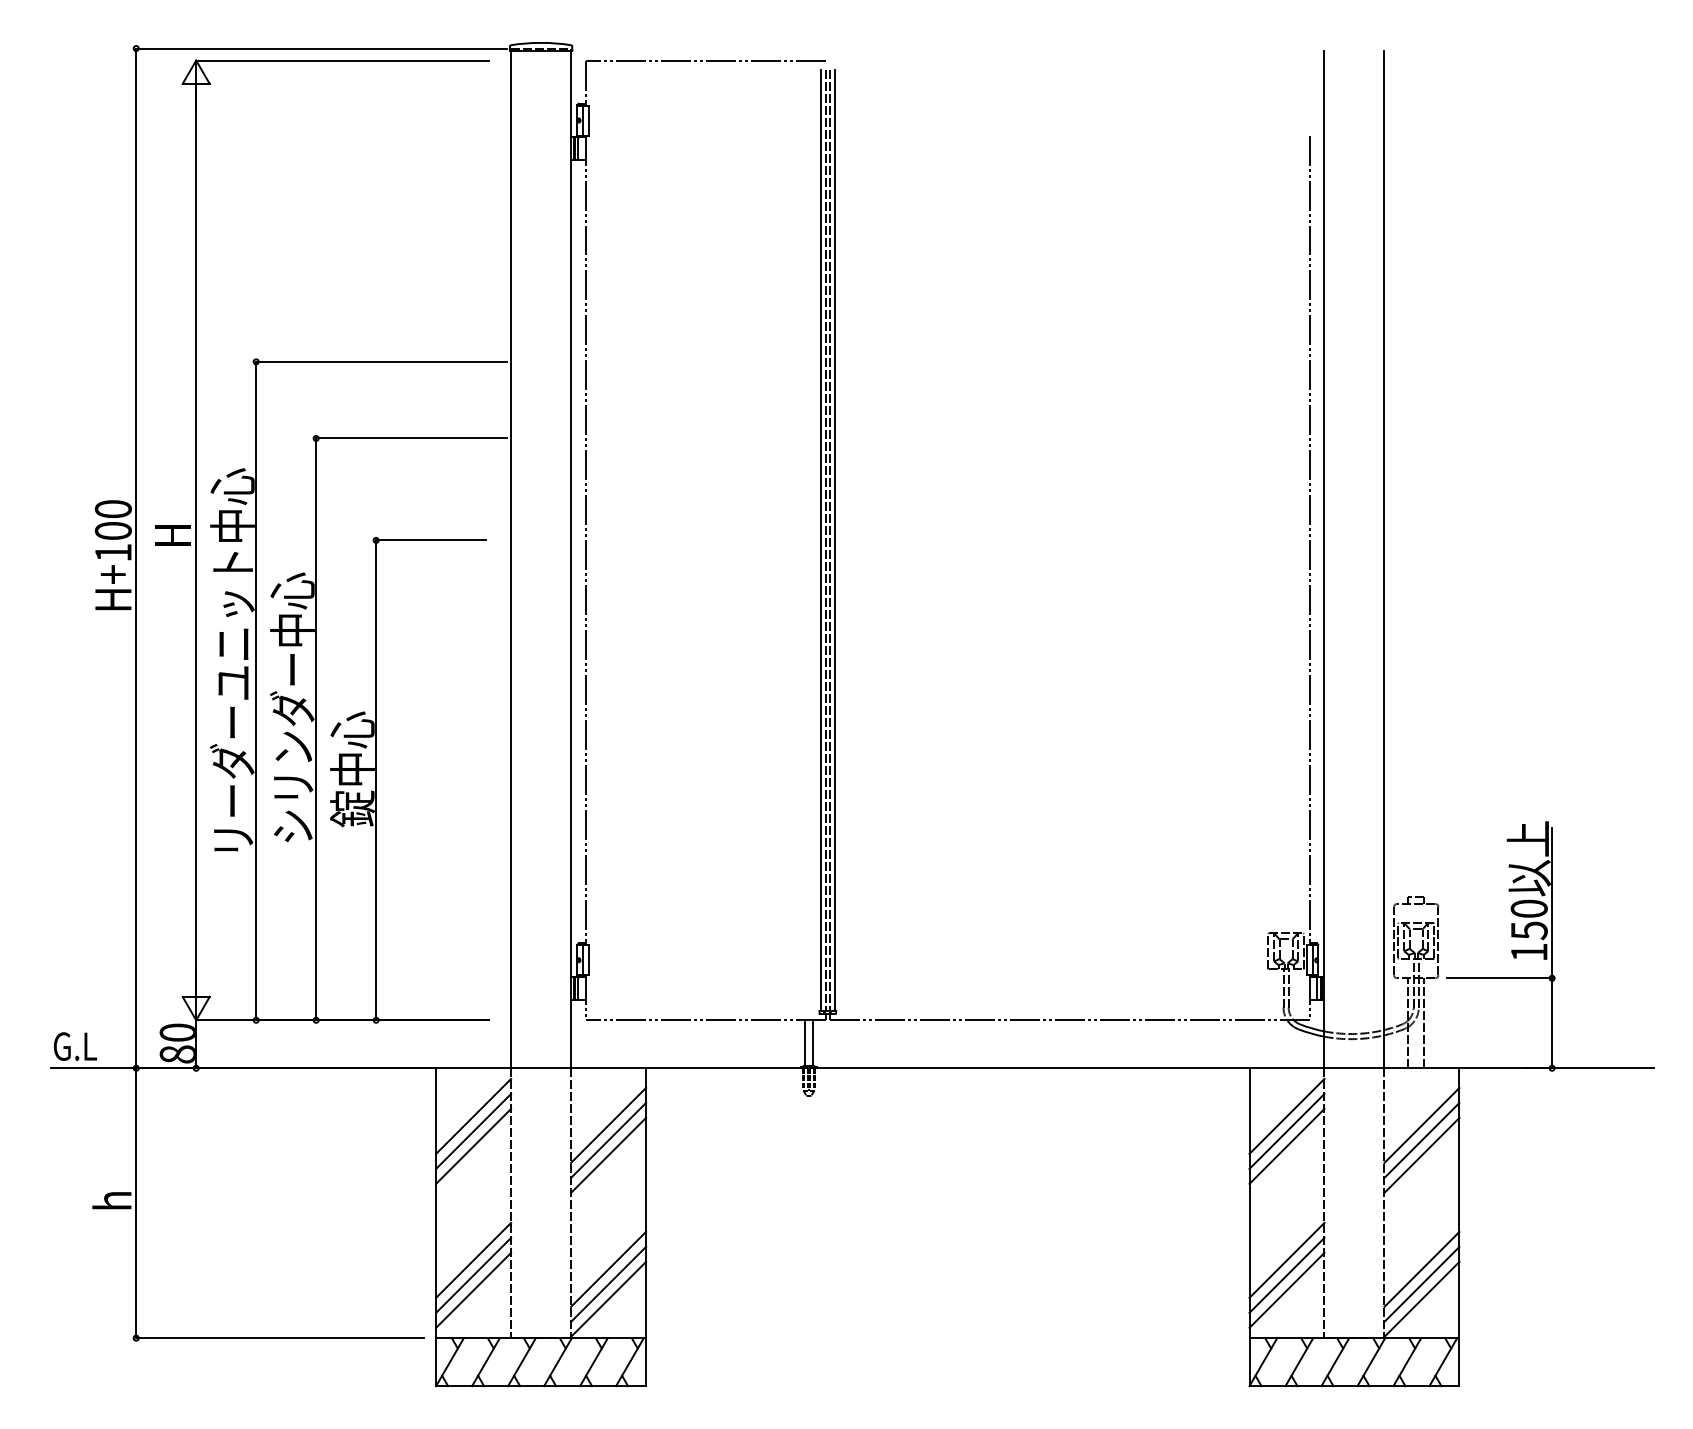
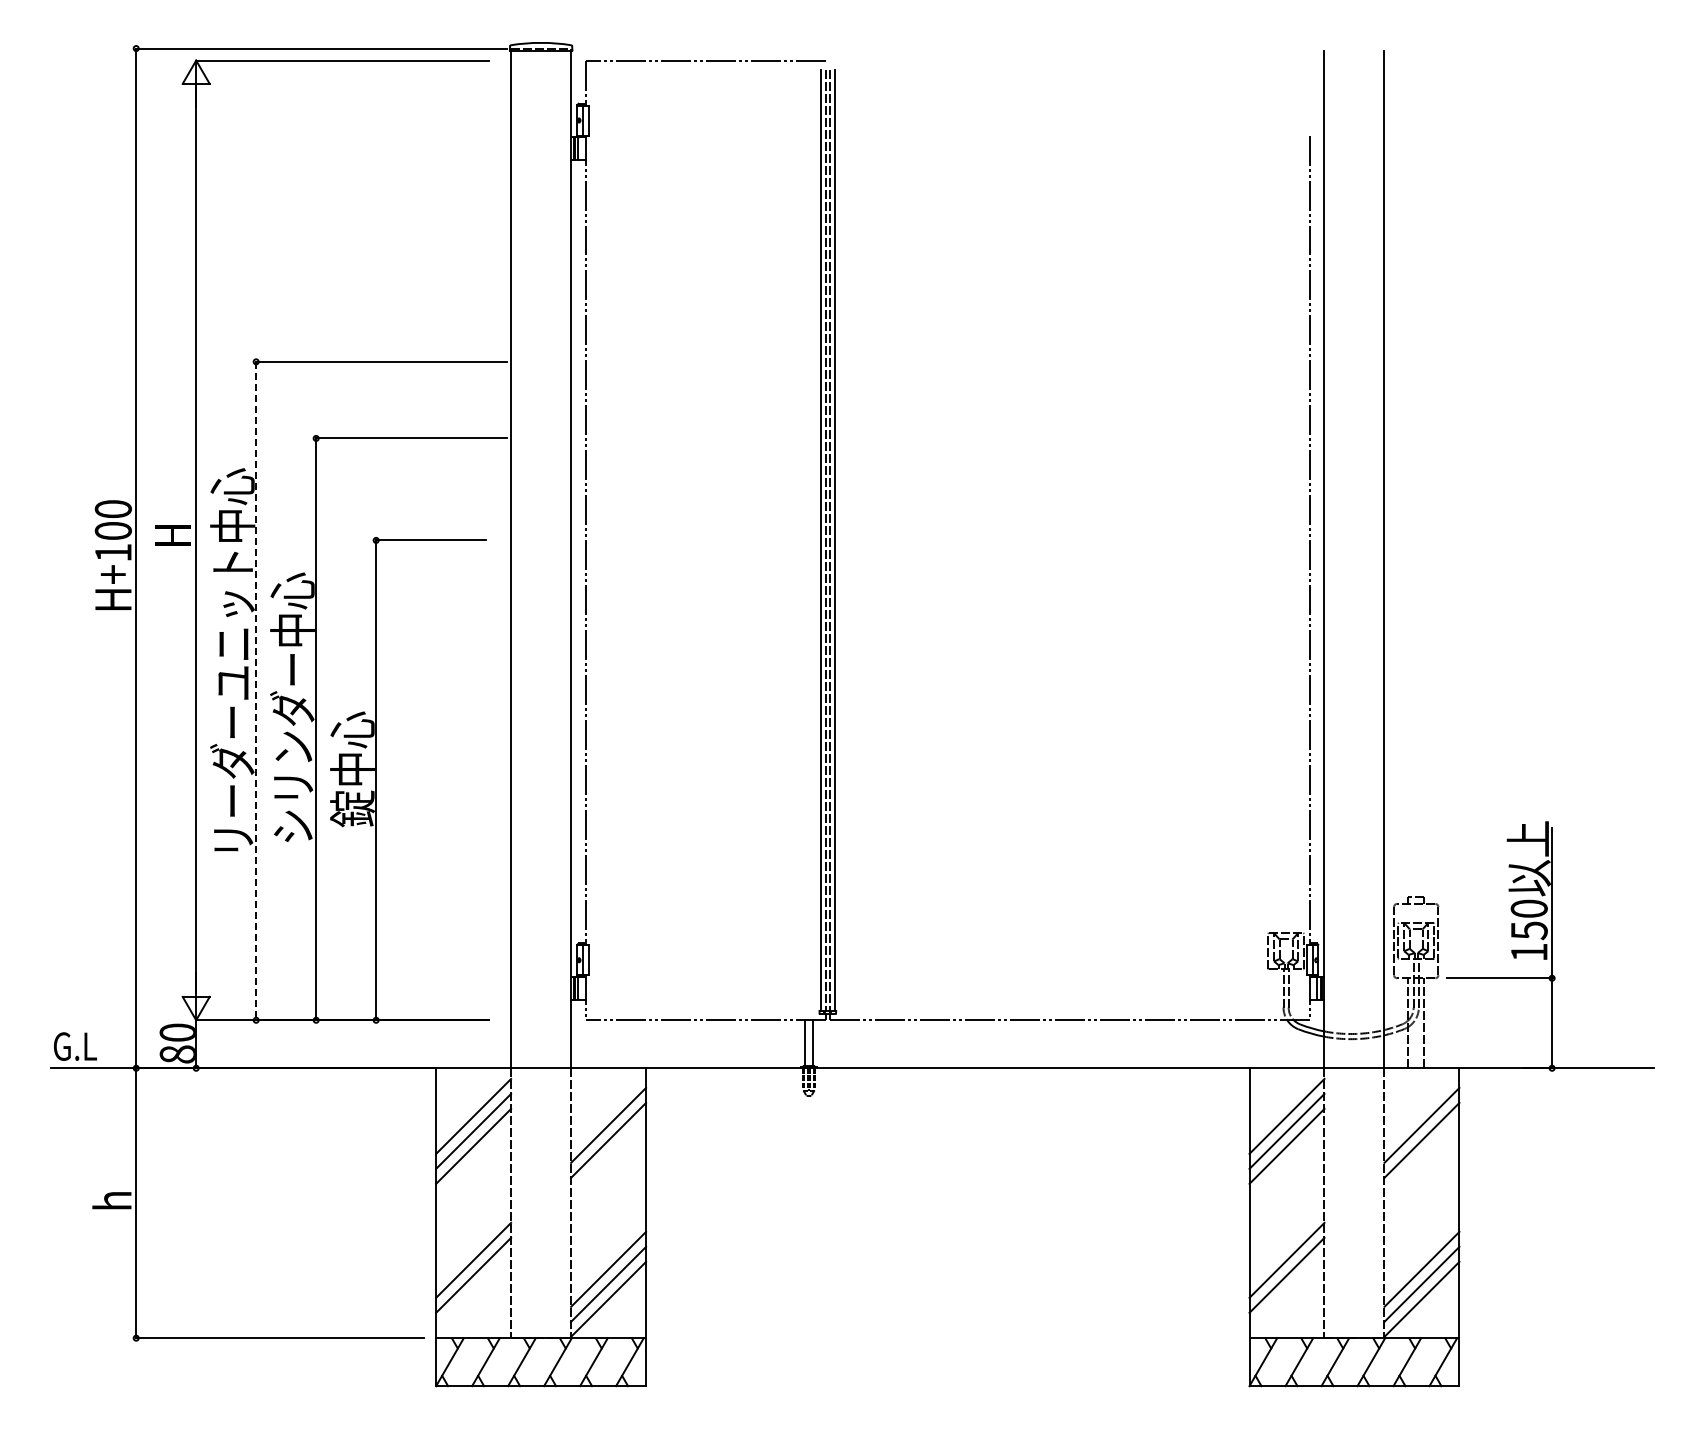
line: solid -> dashed (256, 691)
line: present -> none (608, 1154)
line: present -> none (1421, 1154)
line: present -> none (473, 1289)
line: present -> none (1286, 1289)
